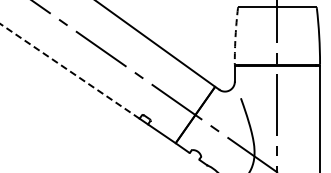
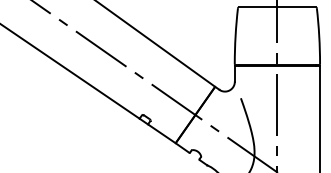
arc: dashed -> solid (235, 36)
line: dashed -> solid (69, 71)
